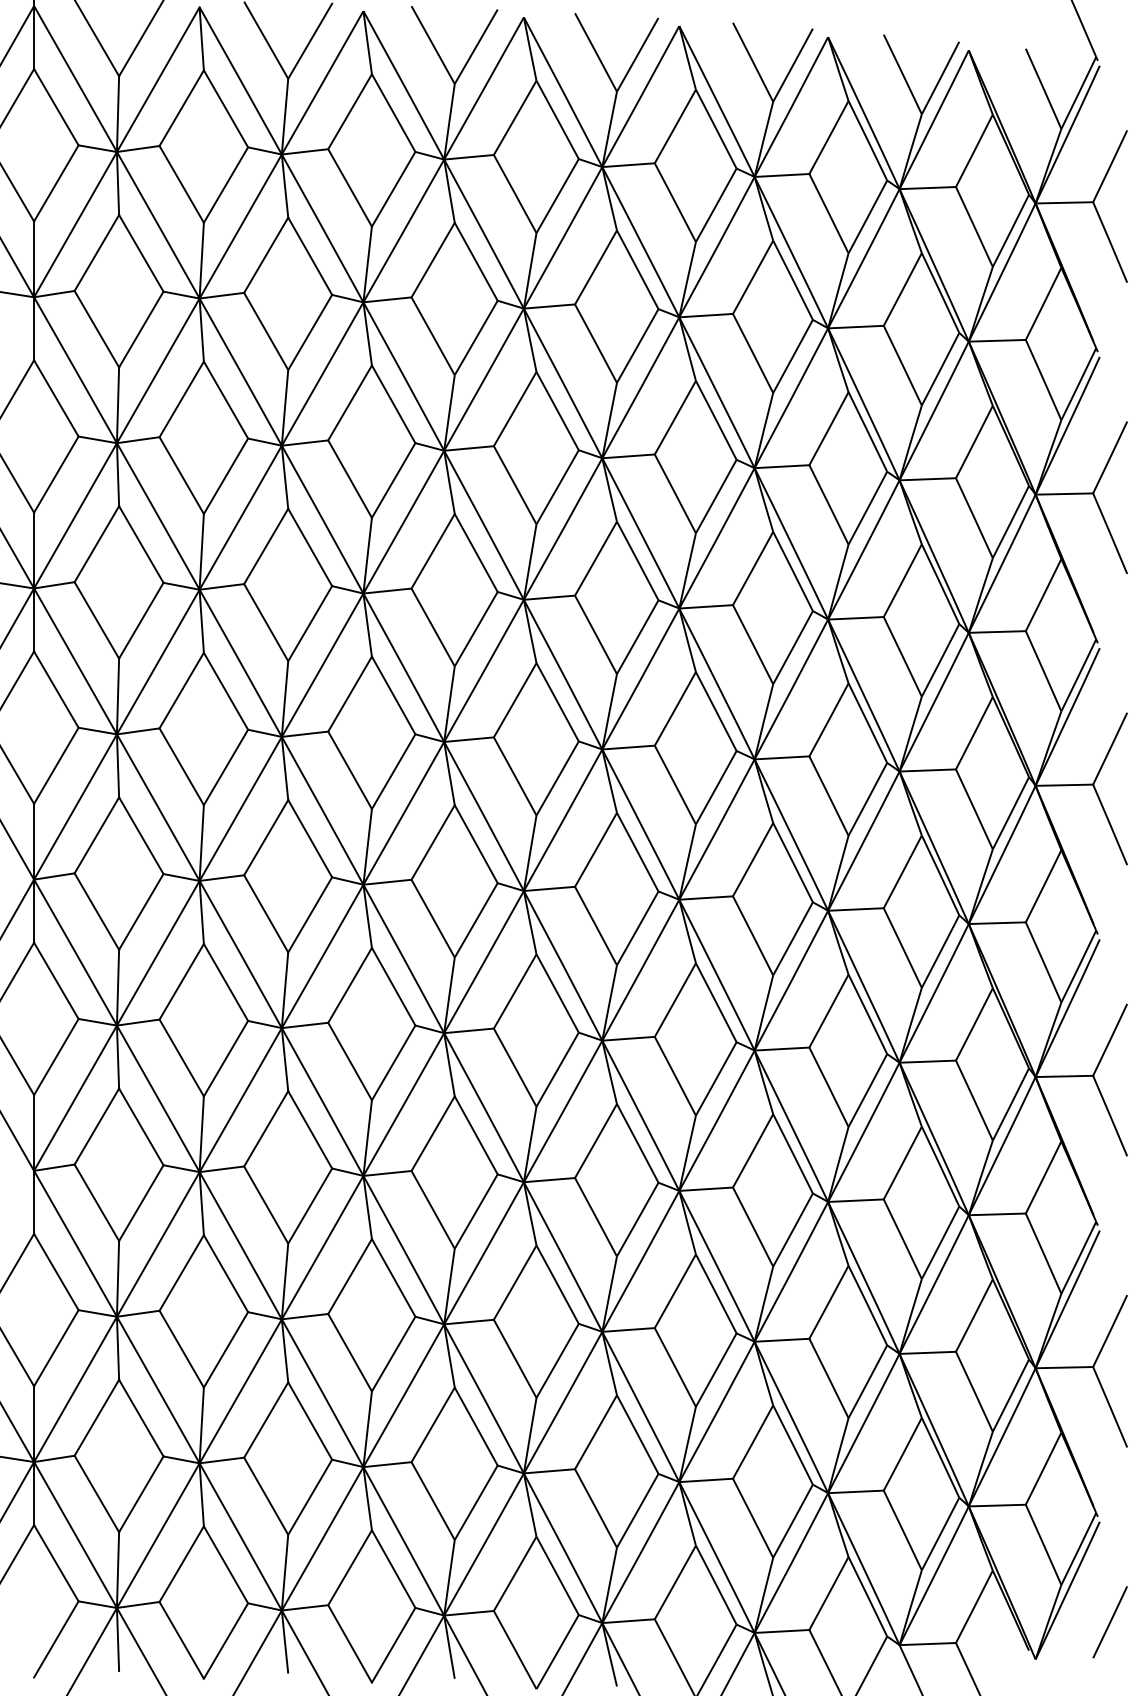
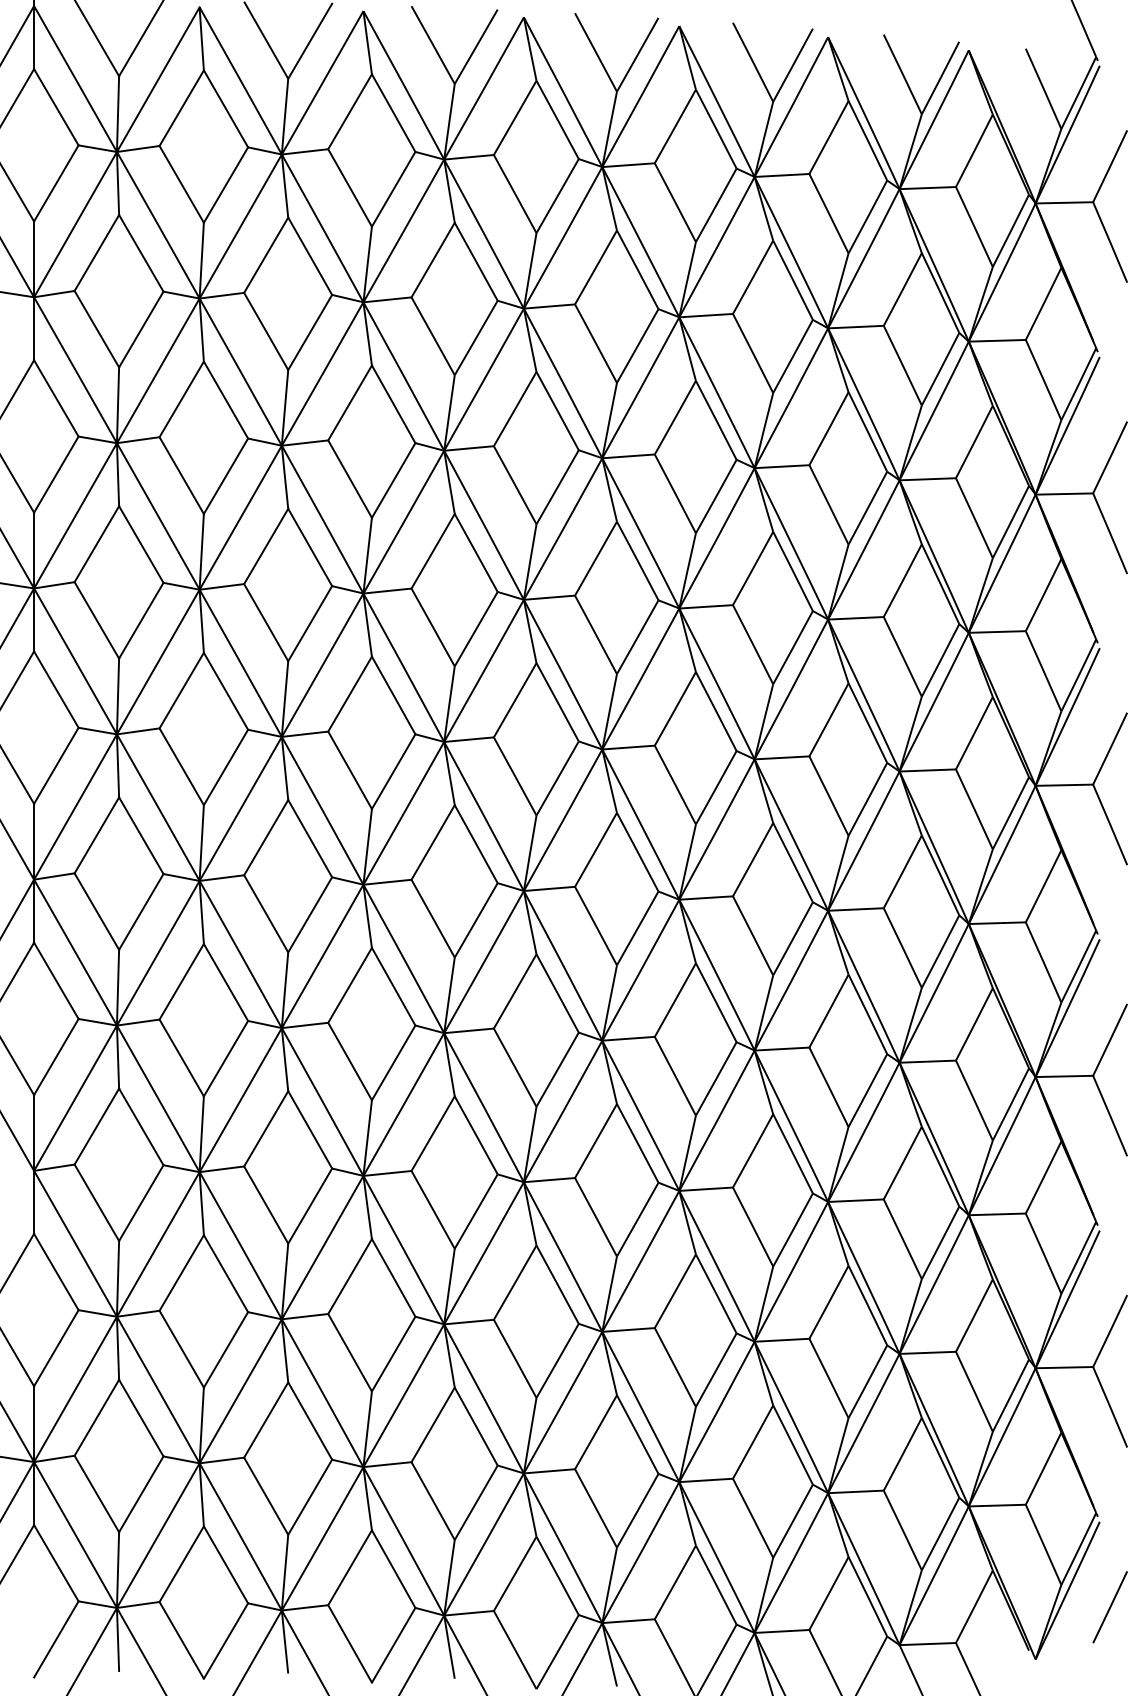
line position: (1109, 1622) -> (1109, 1607) (1109, 1607)
